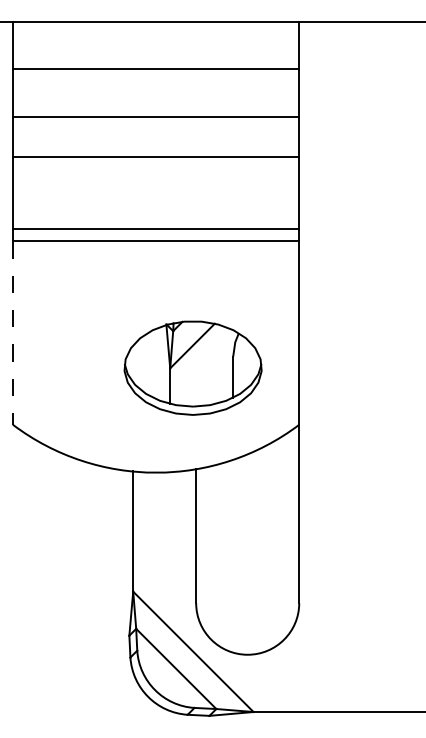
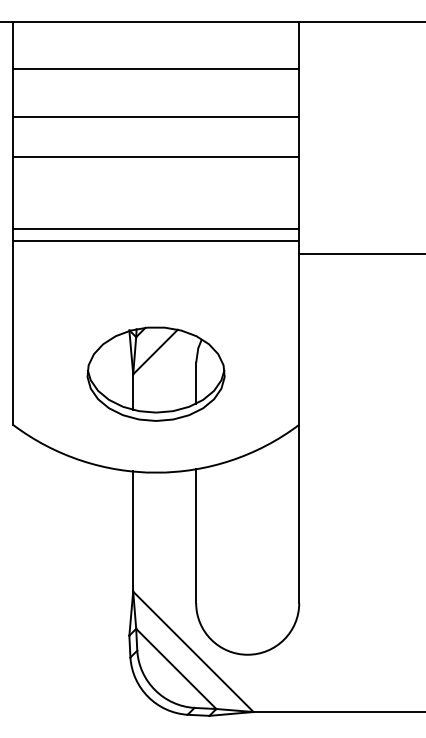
line: none -> present (360, 253)
line: dashed -> solid (12, 333)
part position: (192, 367) -> (155, 373) (155, 373)
